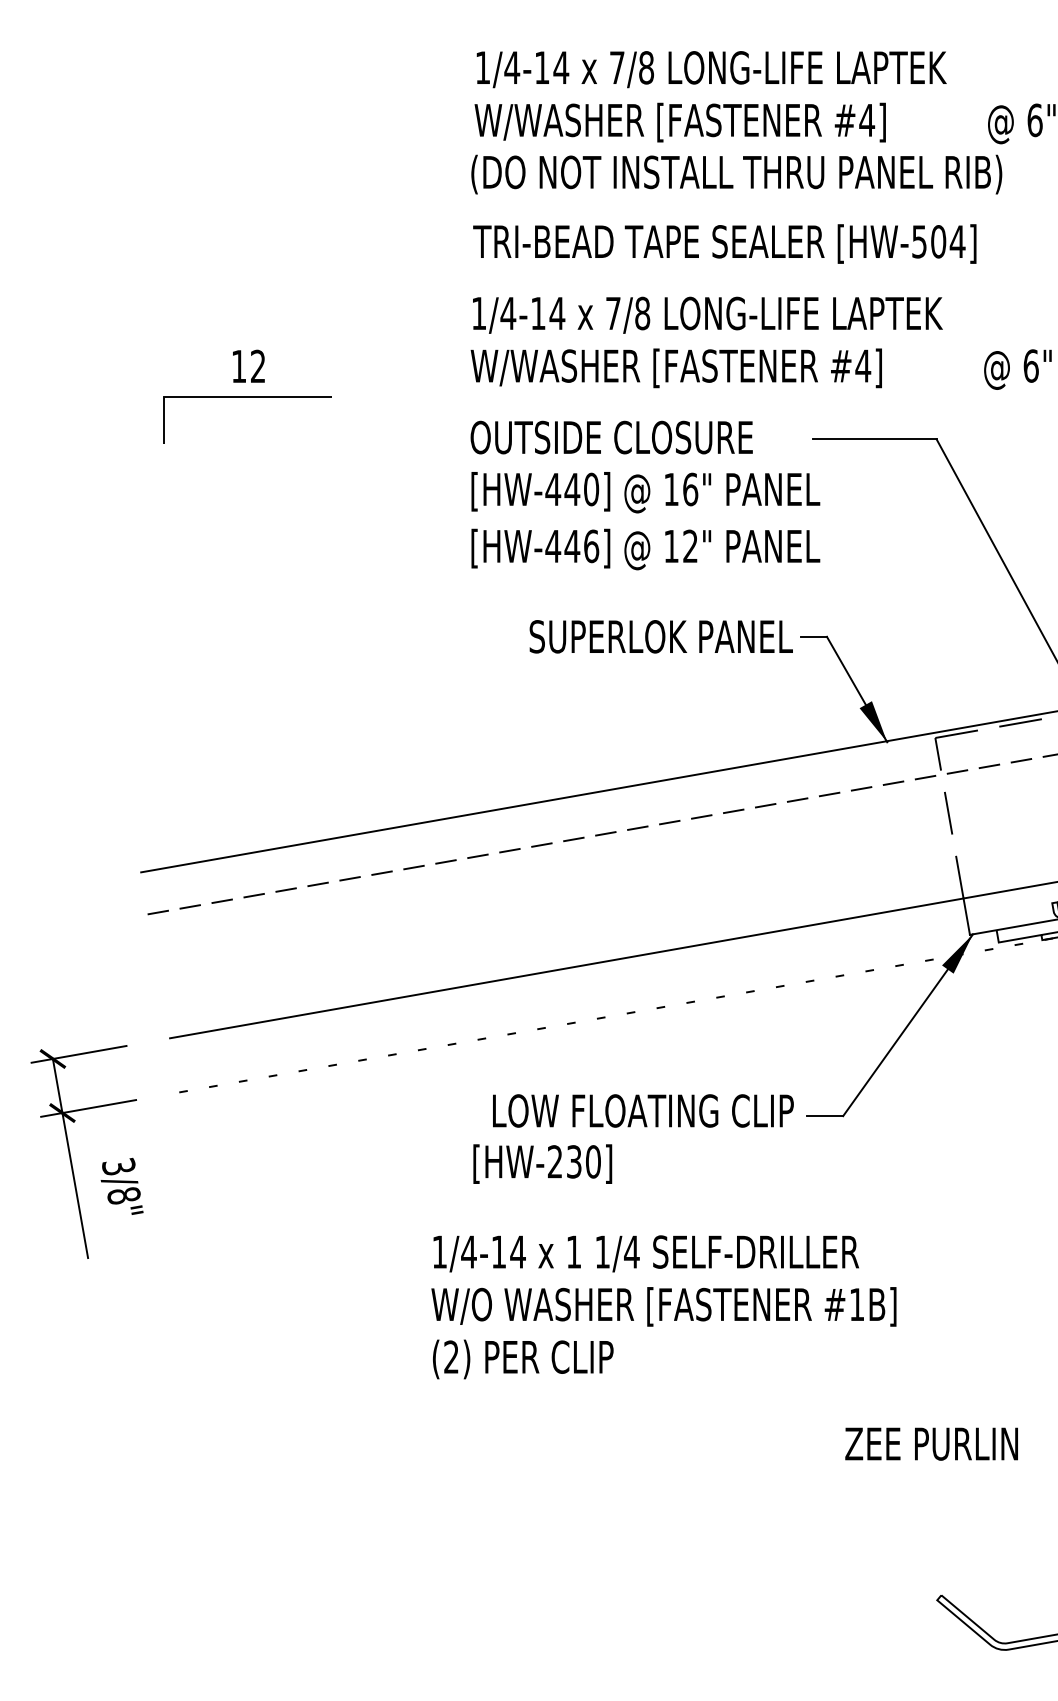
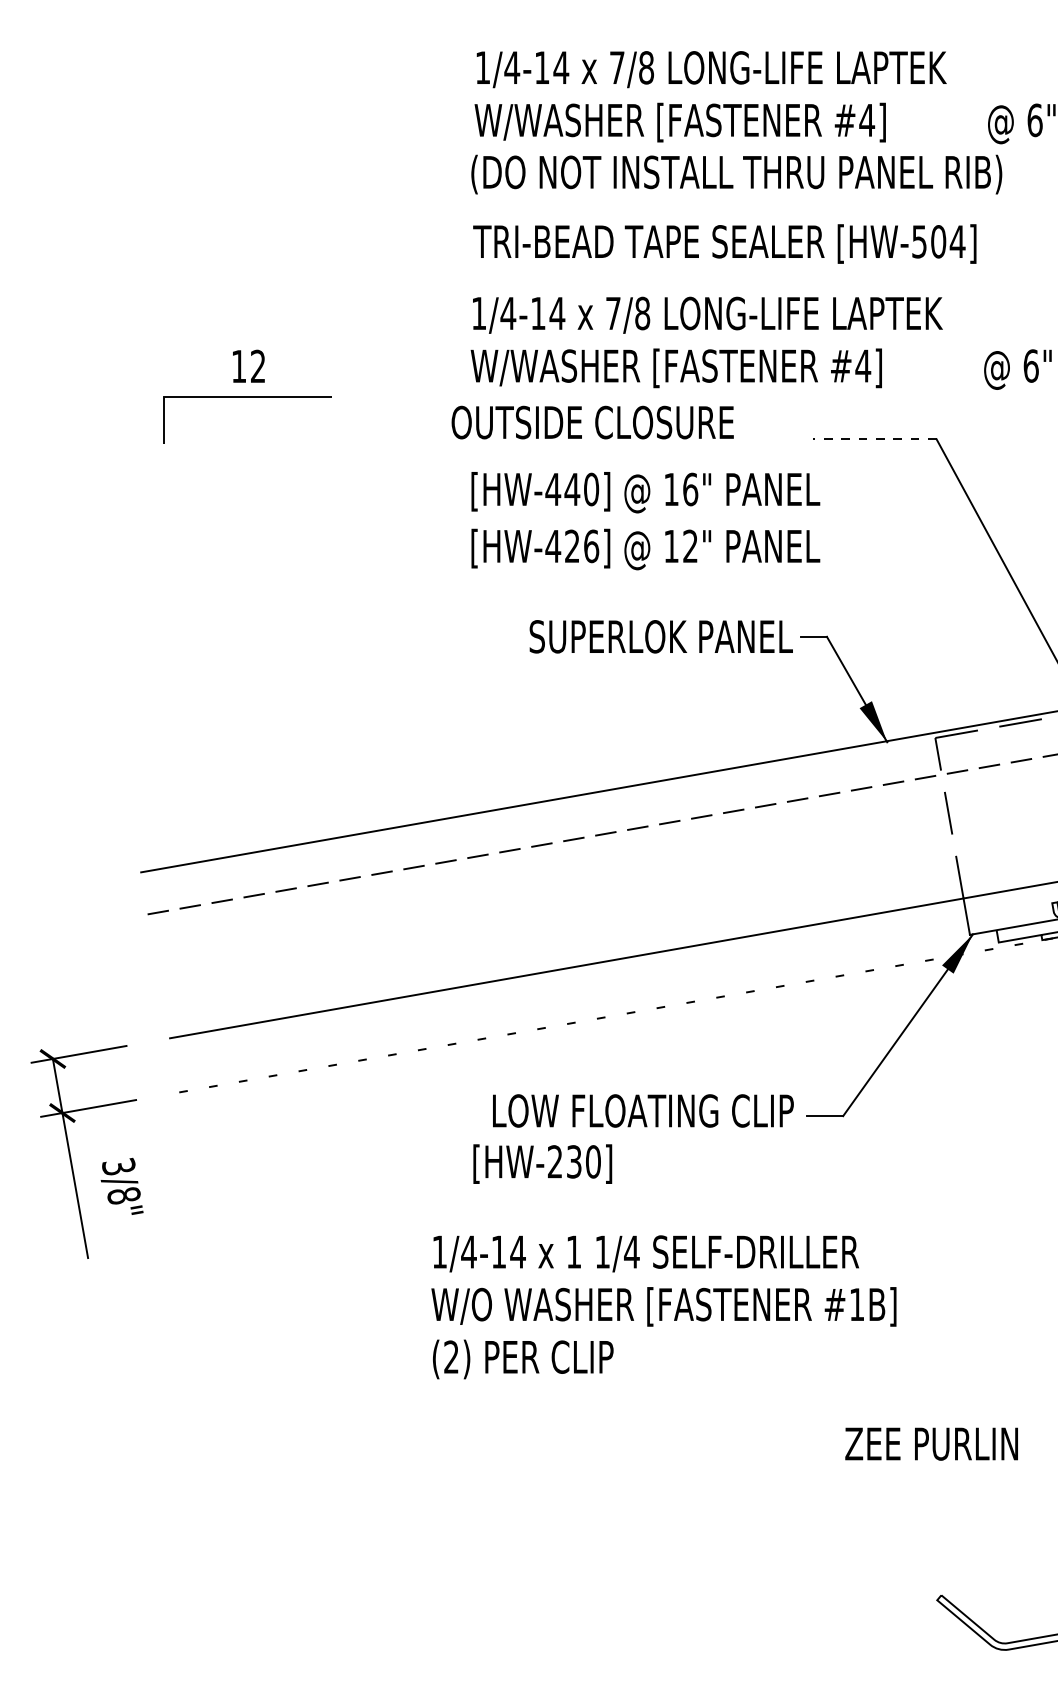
text position: (611, 437) -> (592, 422) (592, 422)
line: solid -> dashed (875, 439)
text: [HW-446] -> [HW-426] (572, 545)
